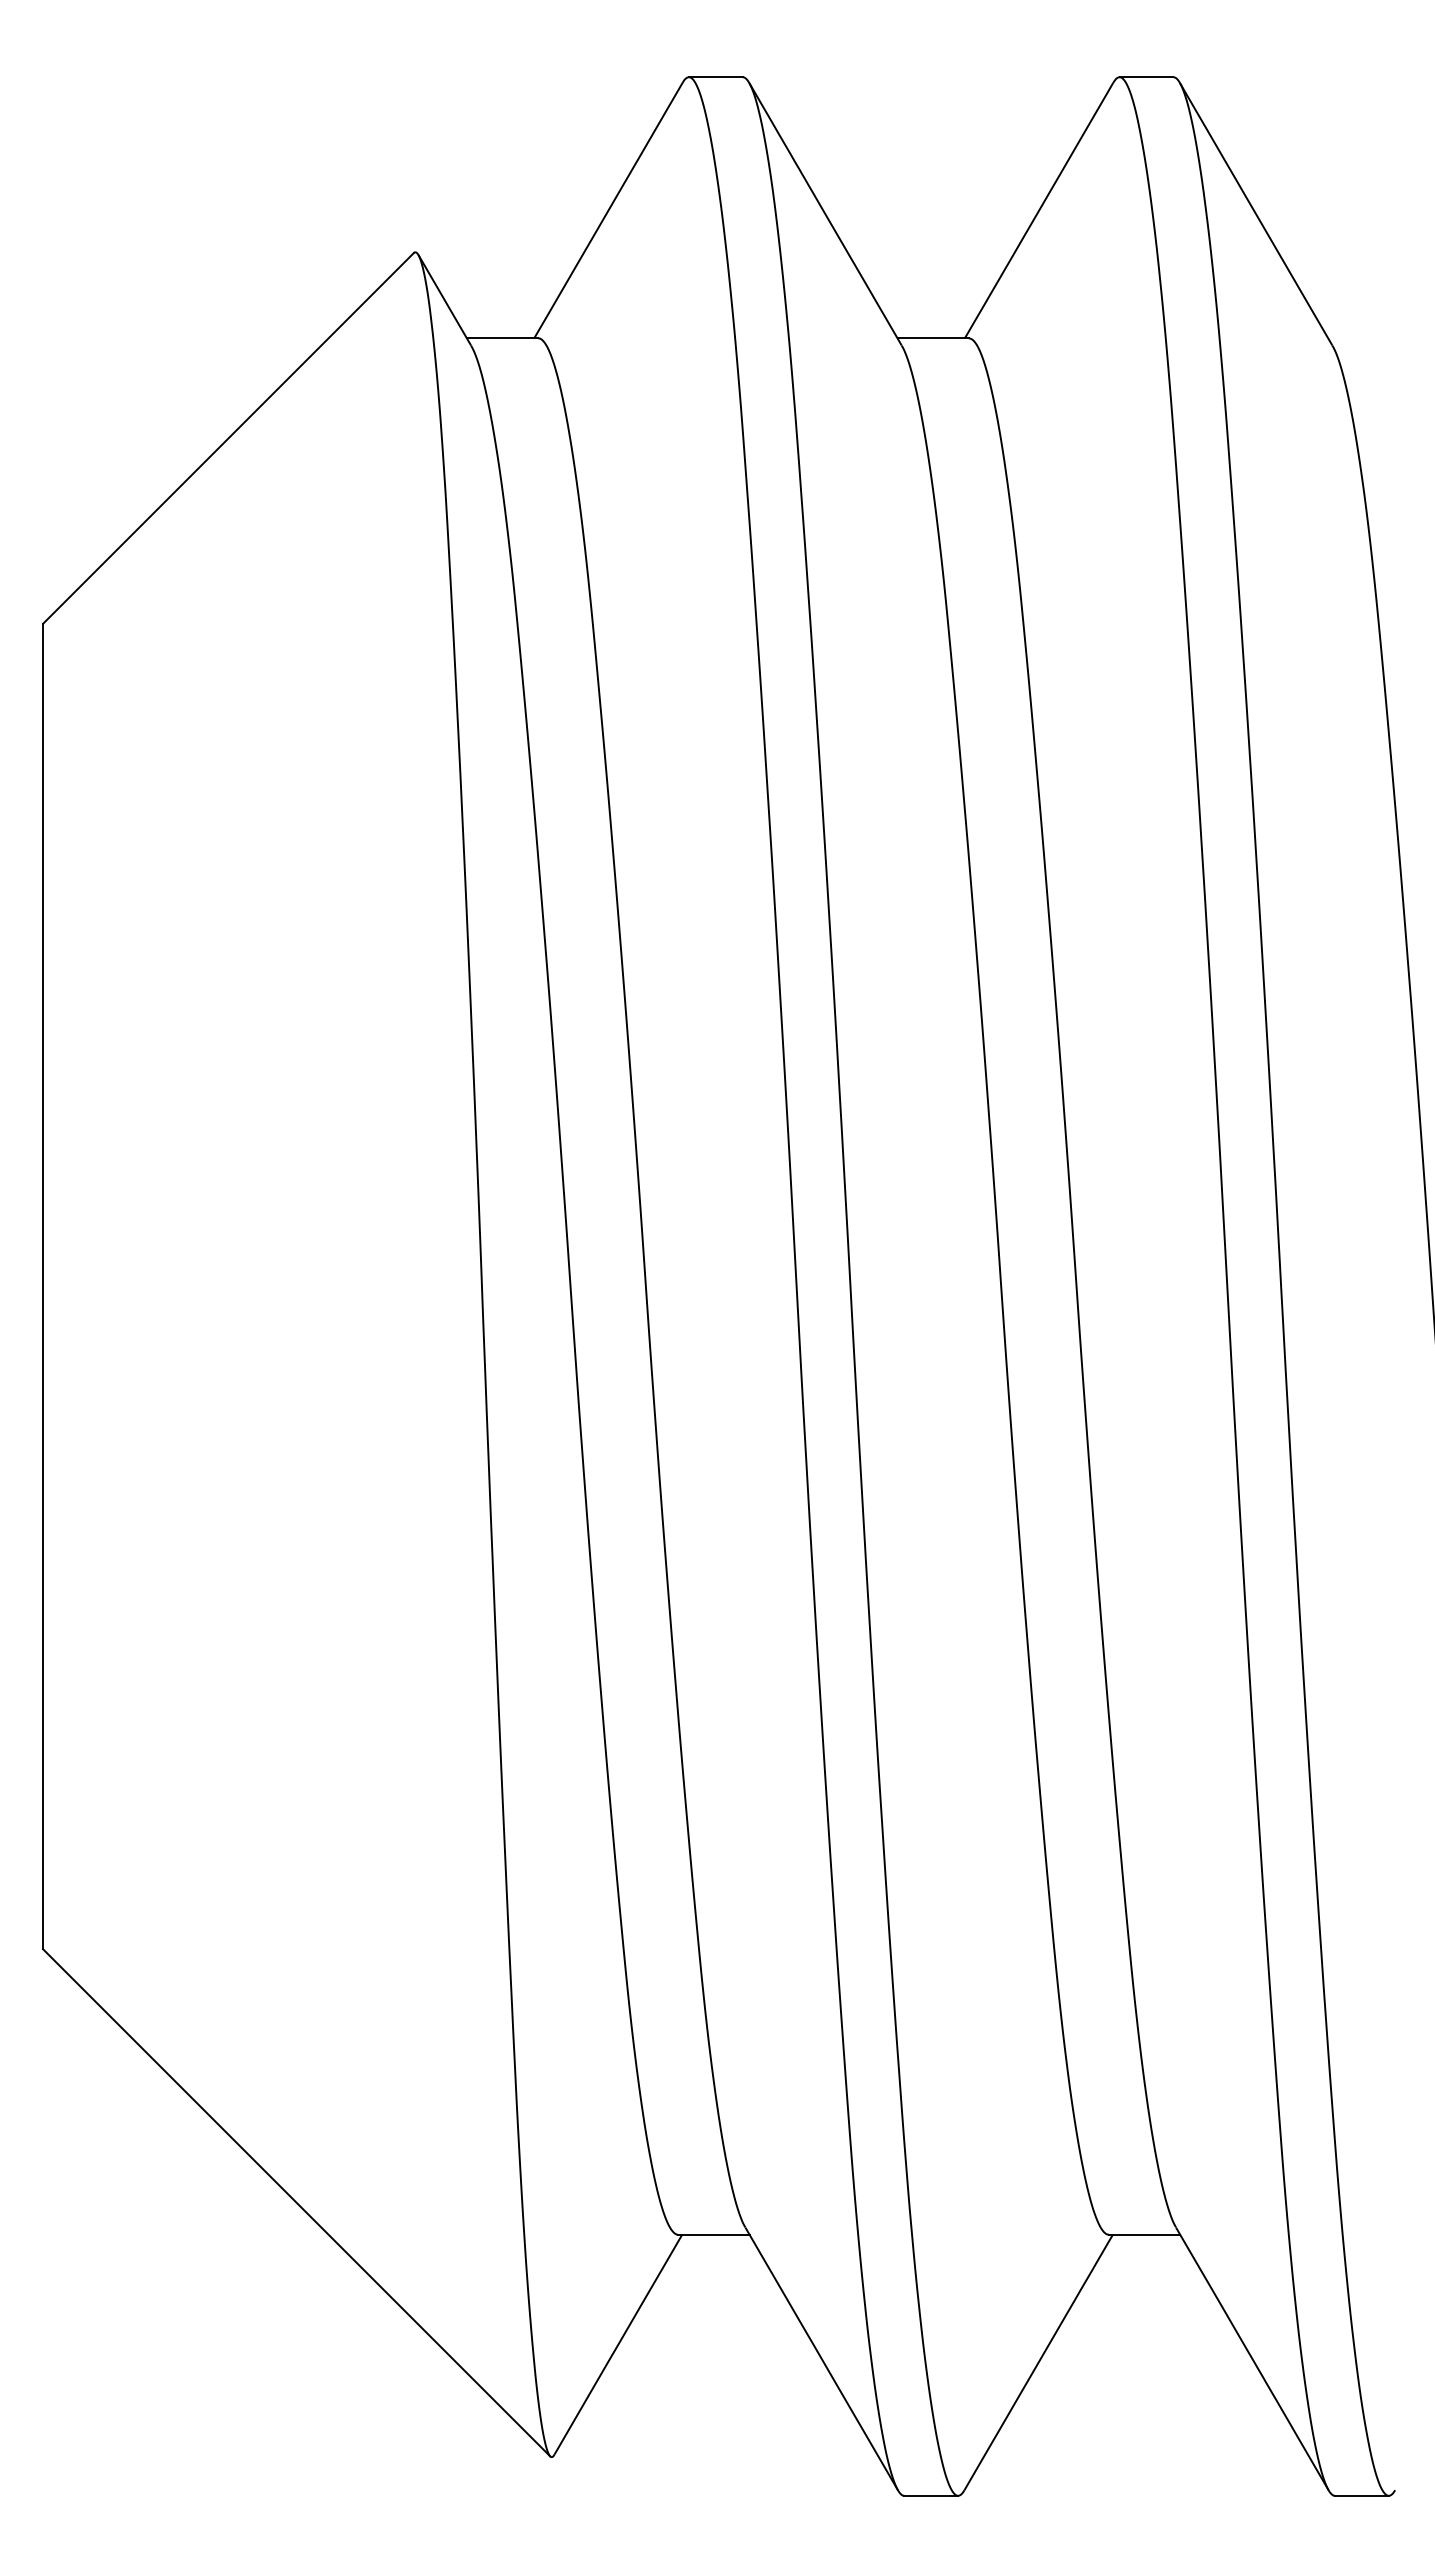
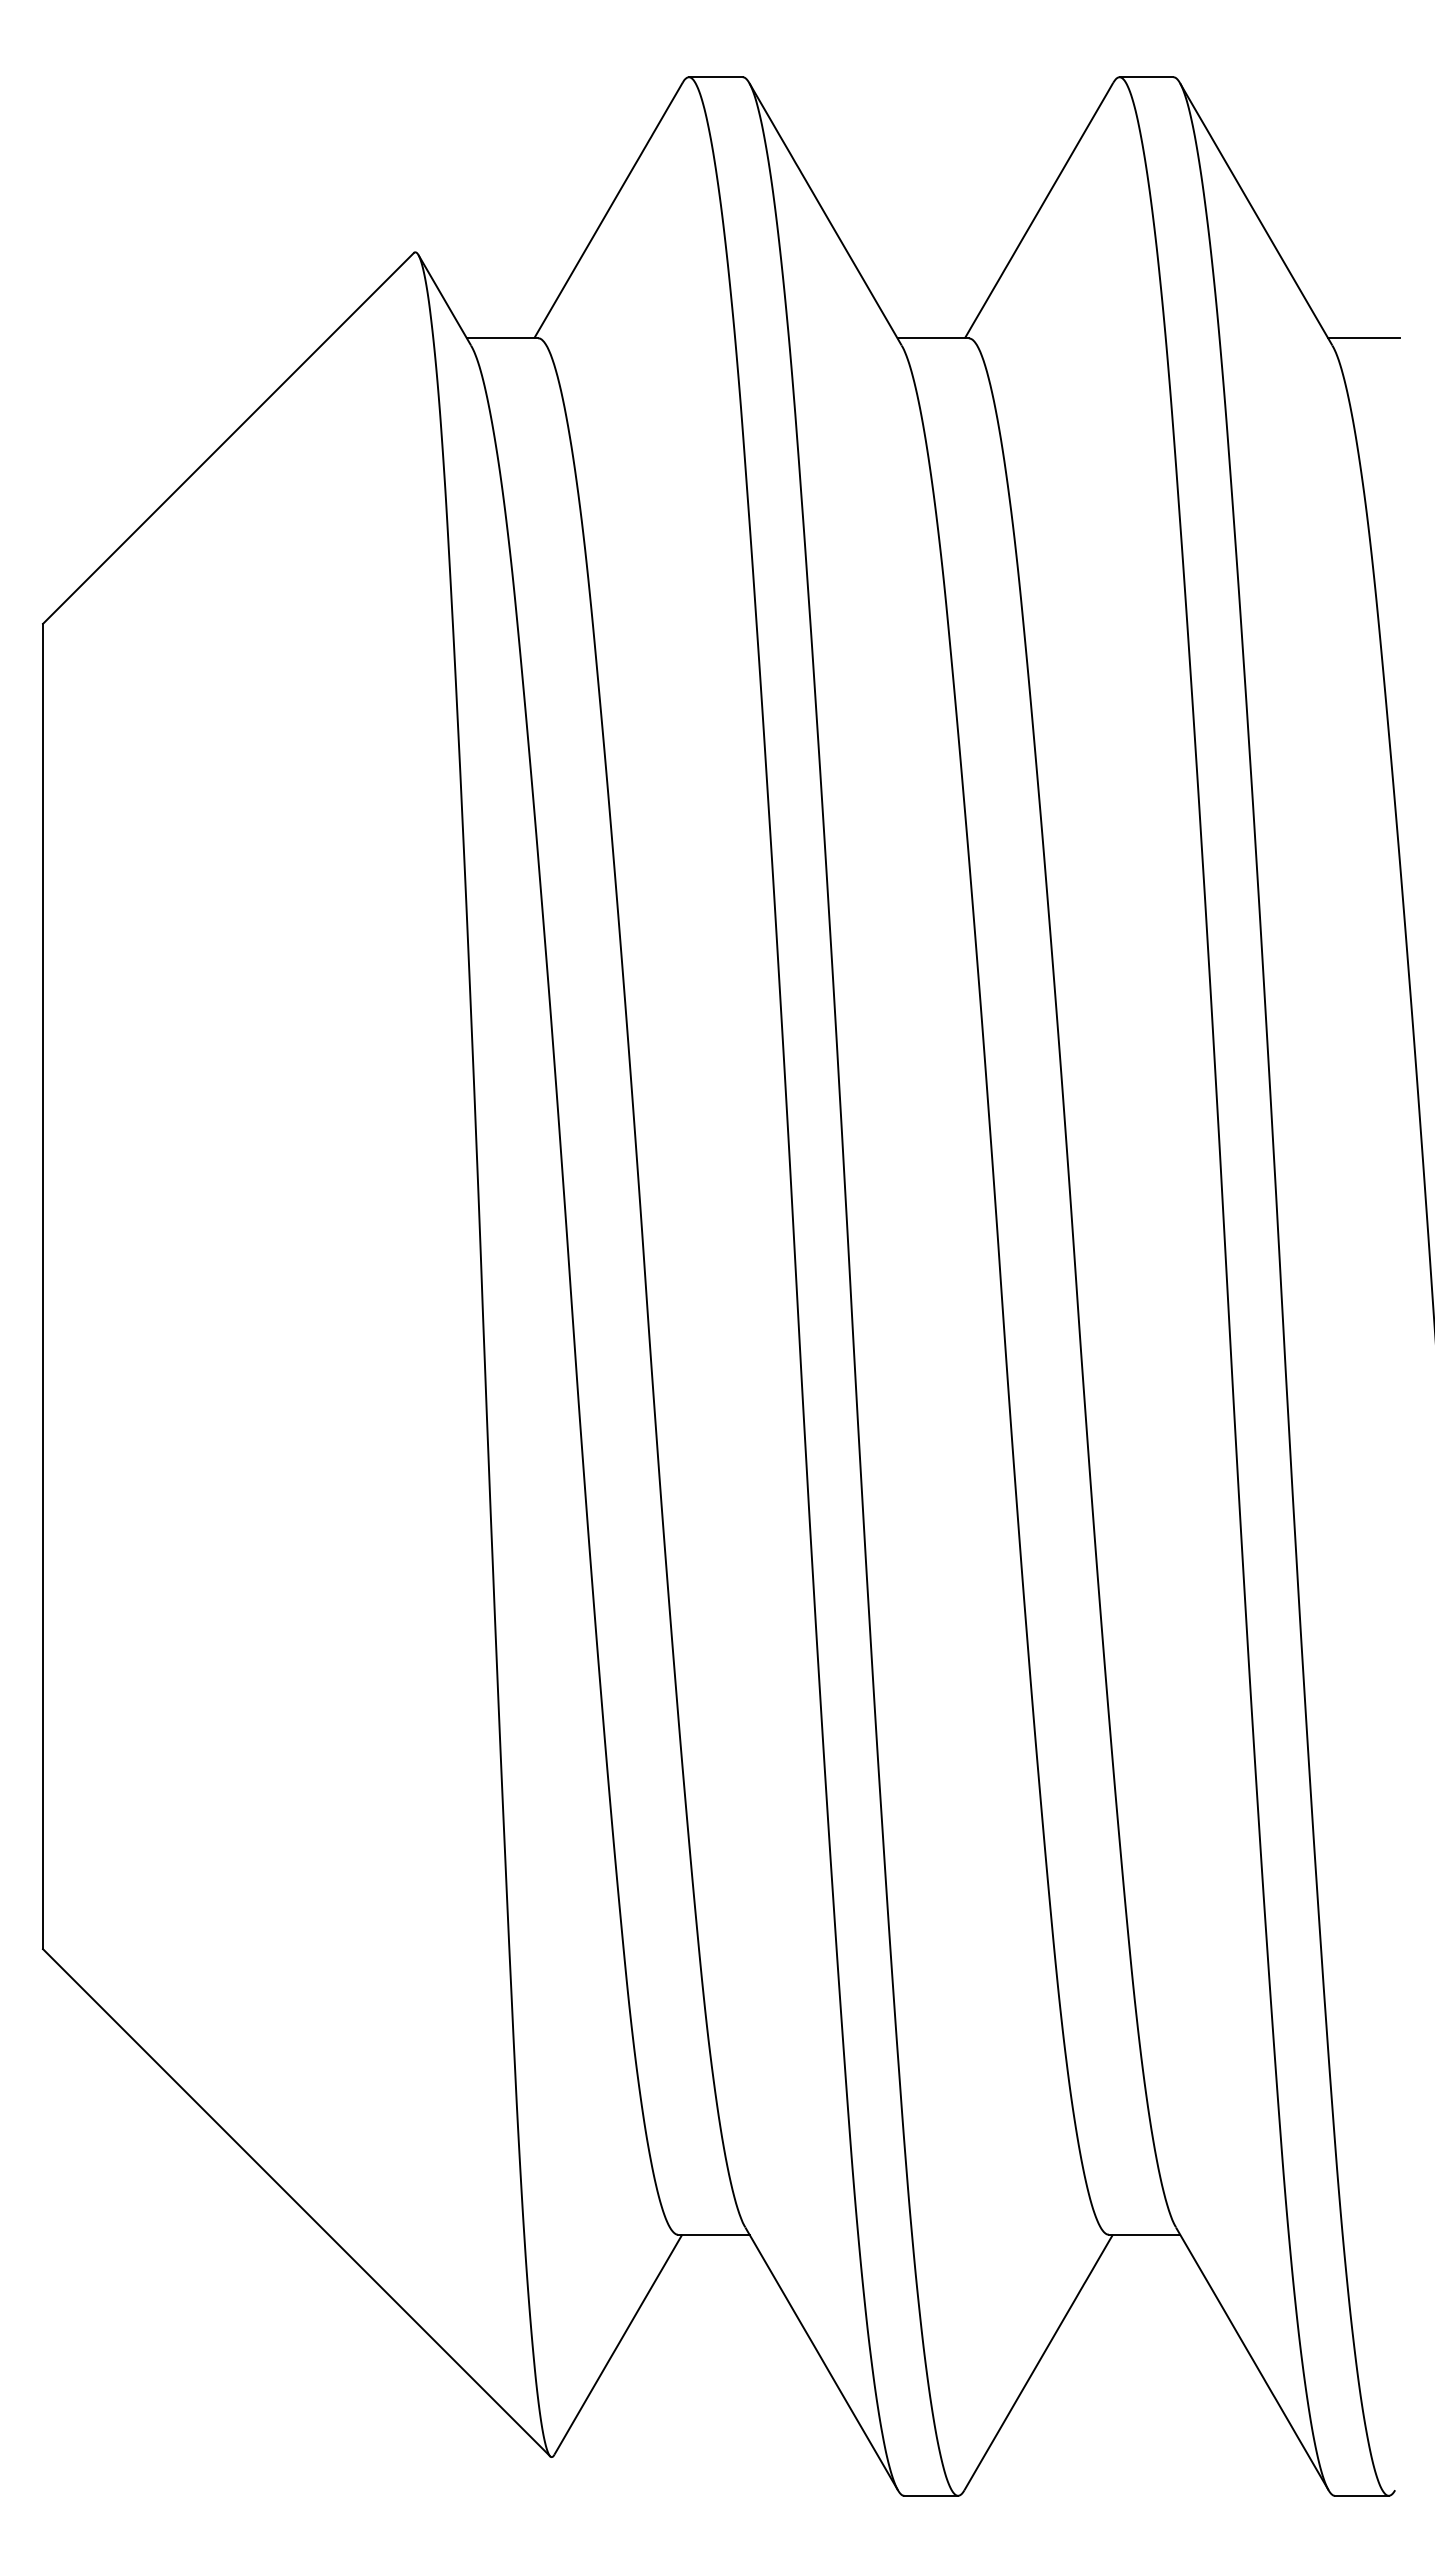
line: none -> present (1363, 338)
